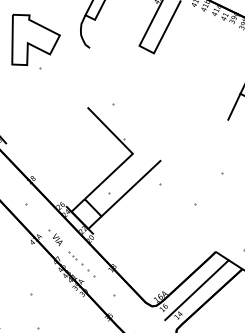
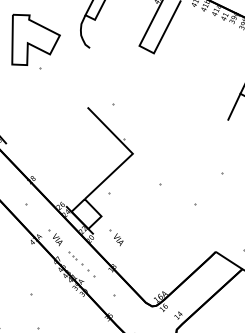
line: present -> none (130, 188)
part: none -> present (116, 237)
line: present -> none (196, 290)
